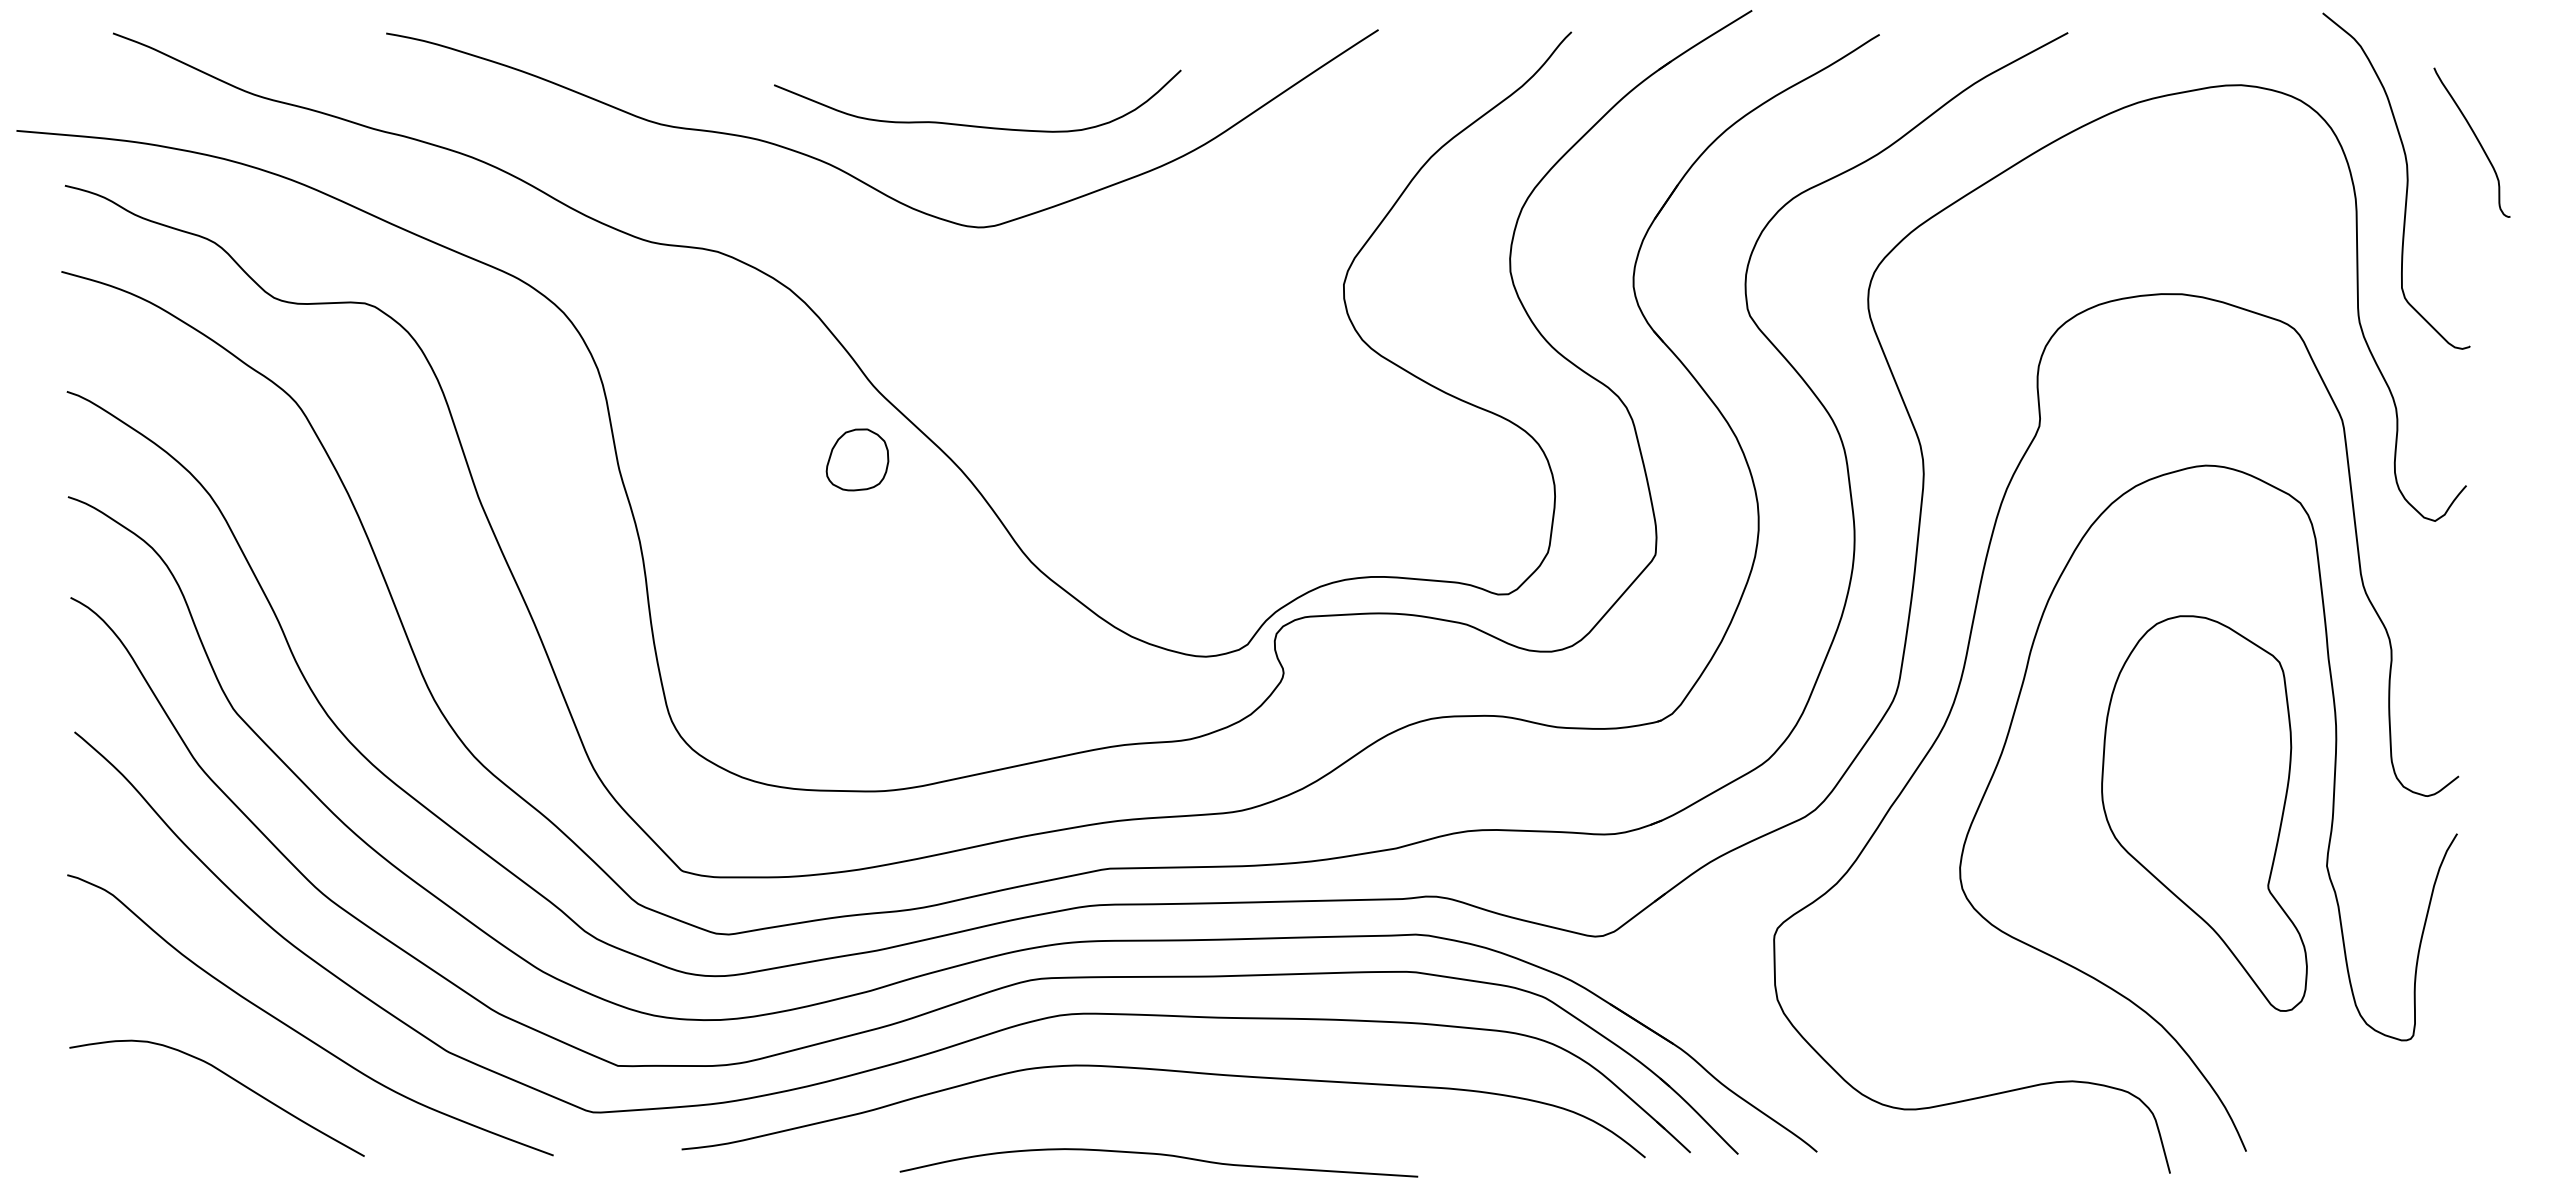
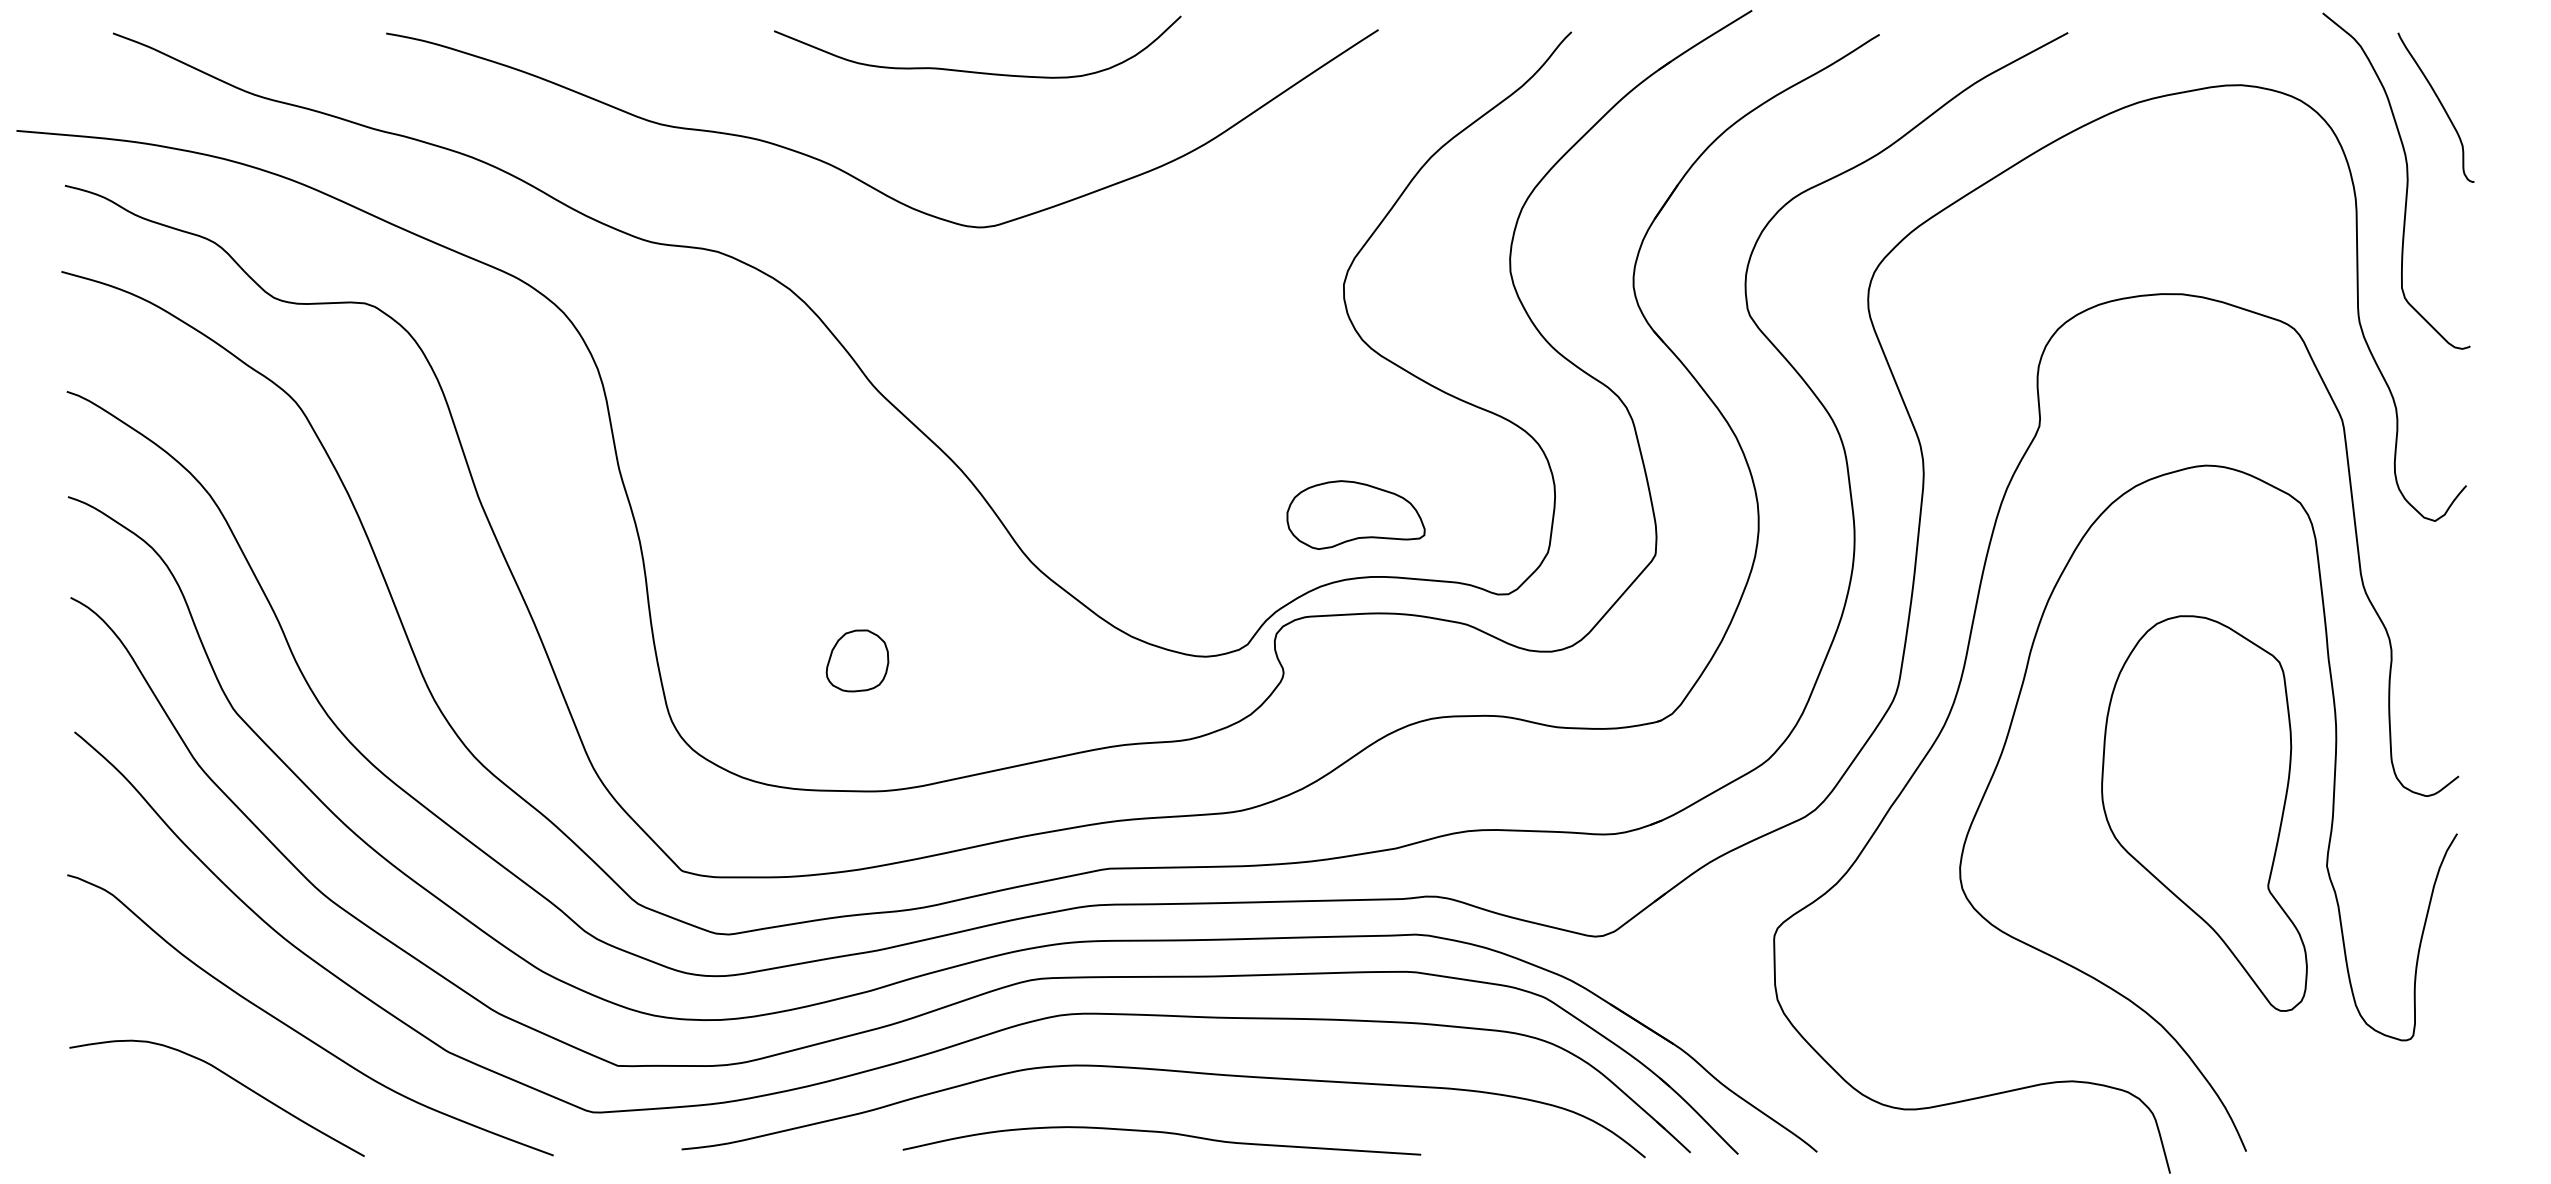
curve position: (977, 125) -> (977, 71) (977, 71)
curve position: (2476, 139) -> (2440, 104) (2440, 104)
part position: (857, 459) -> (857, 660) (857, 660)
part: none -> present (1355, 514)
curve position: (1158, 1155) -> (1161, 1133) (1161, 1133)
